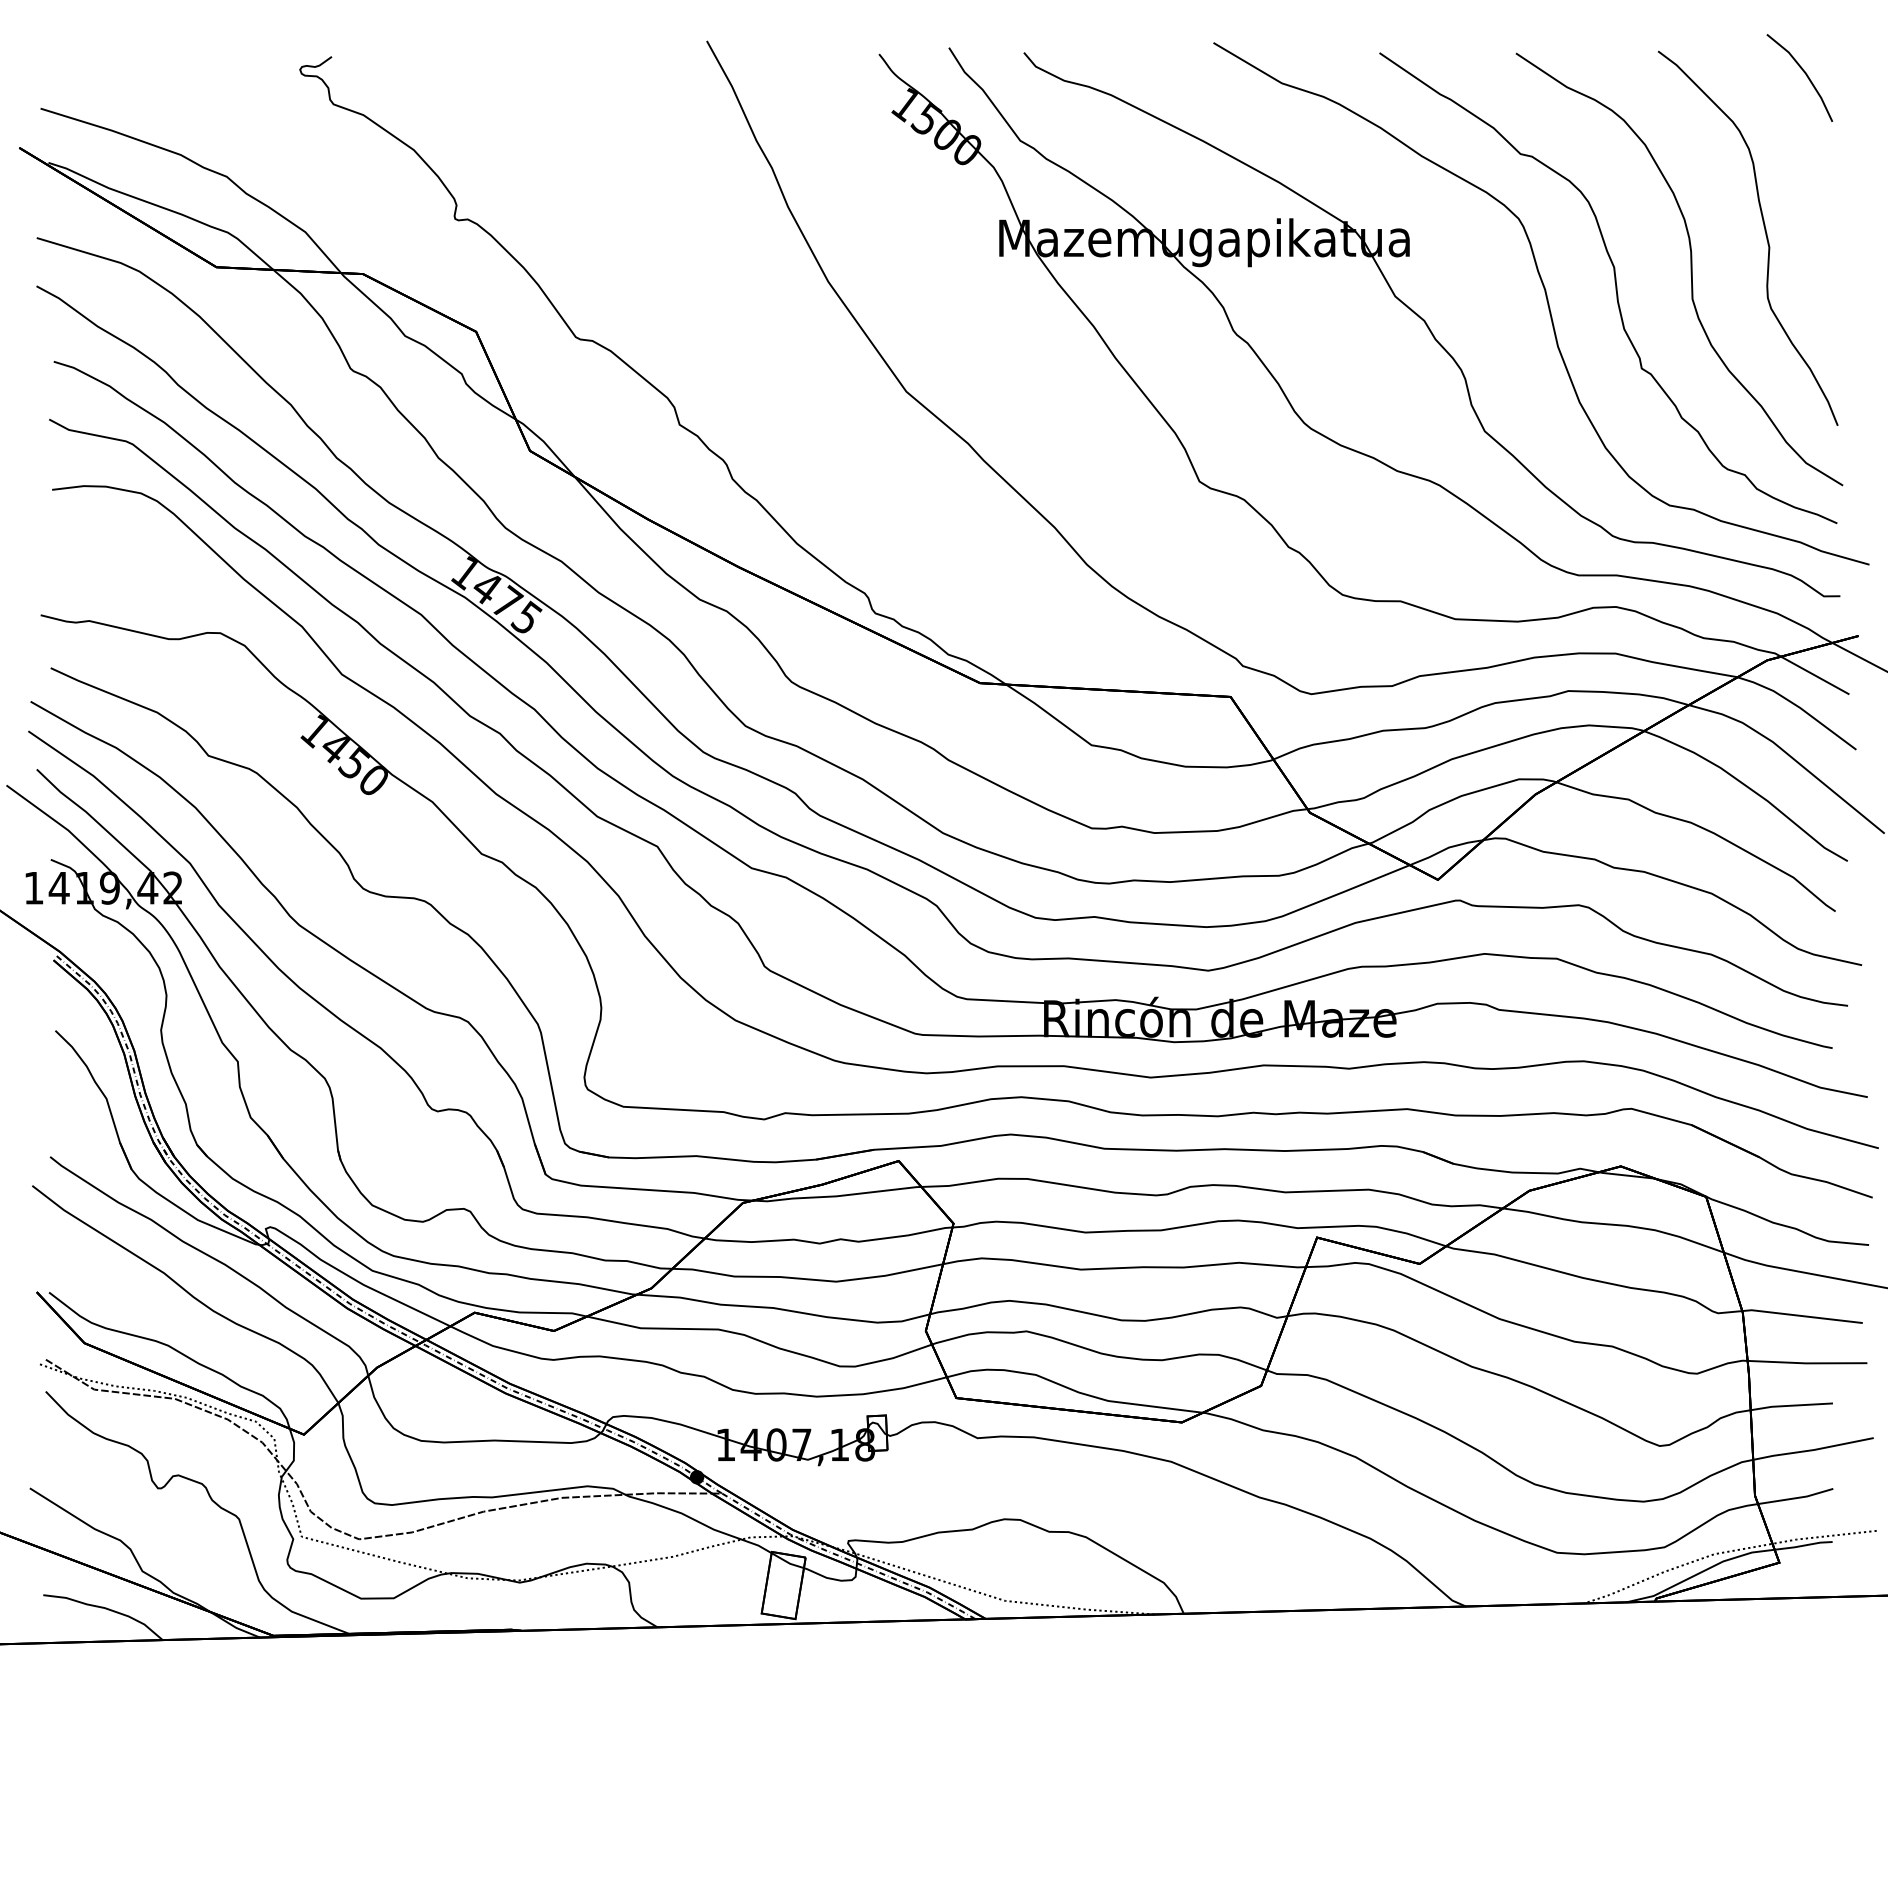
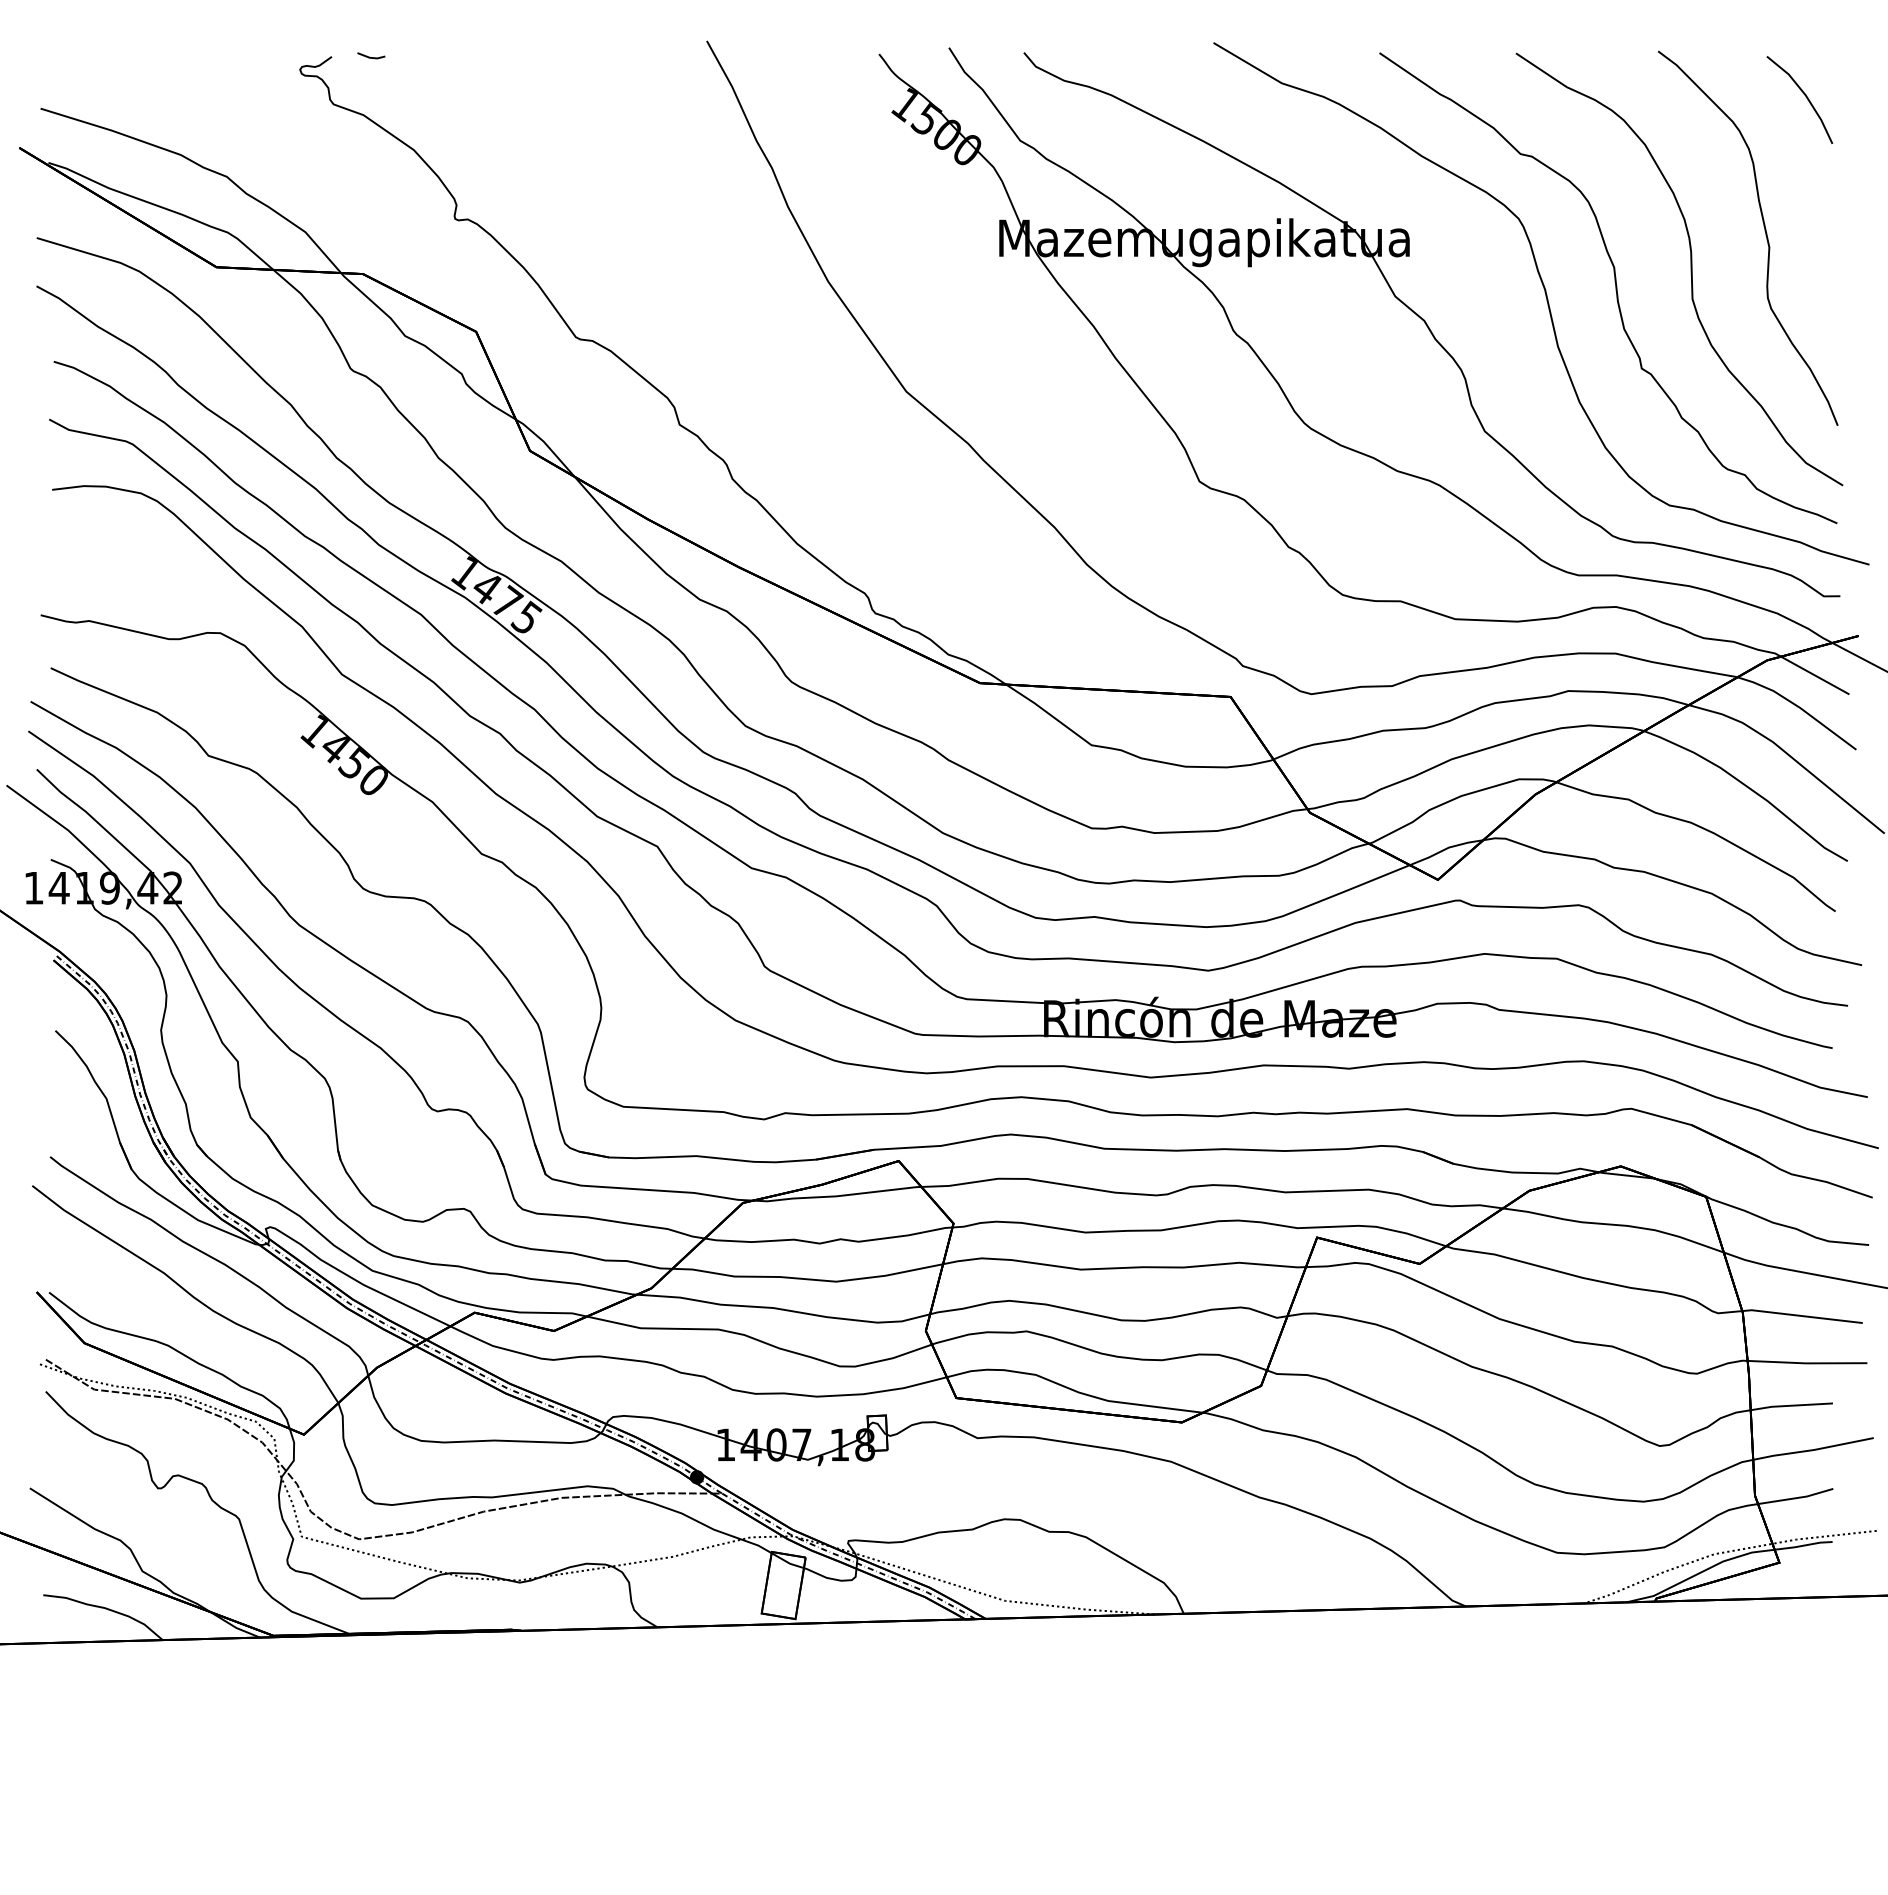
line: none -> present (370, 56)
line position: (1803, 72) -> (1803, 94) (1803, 94)
